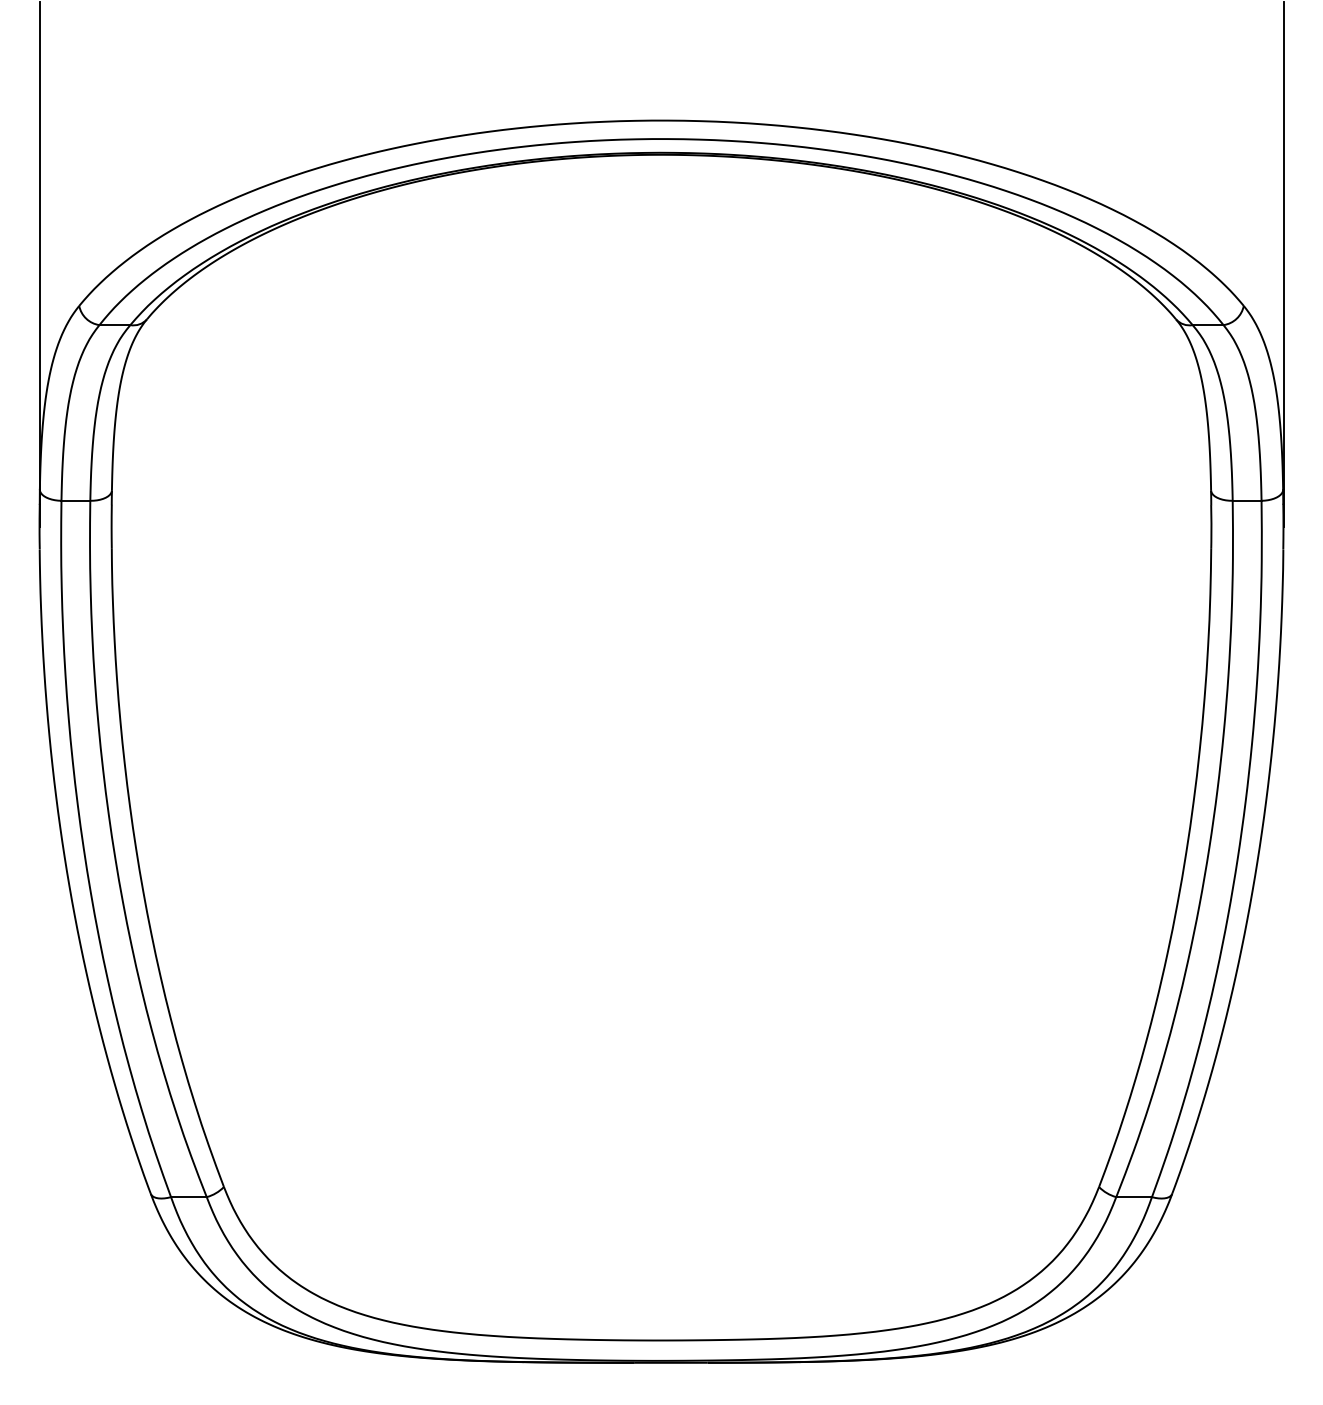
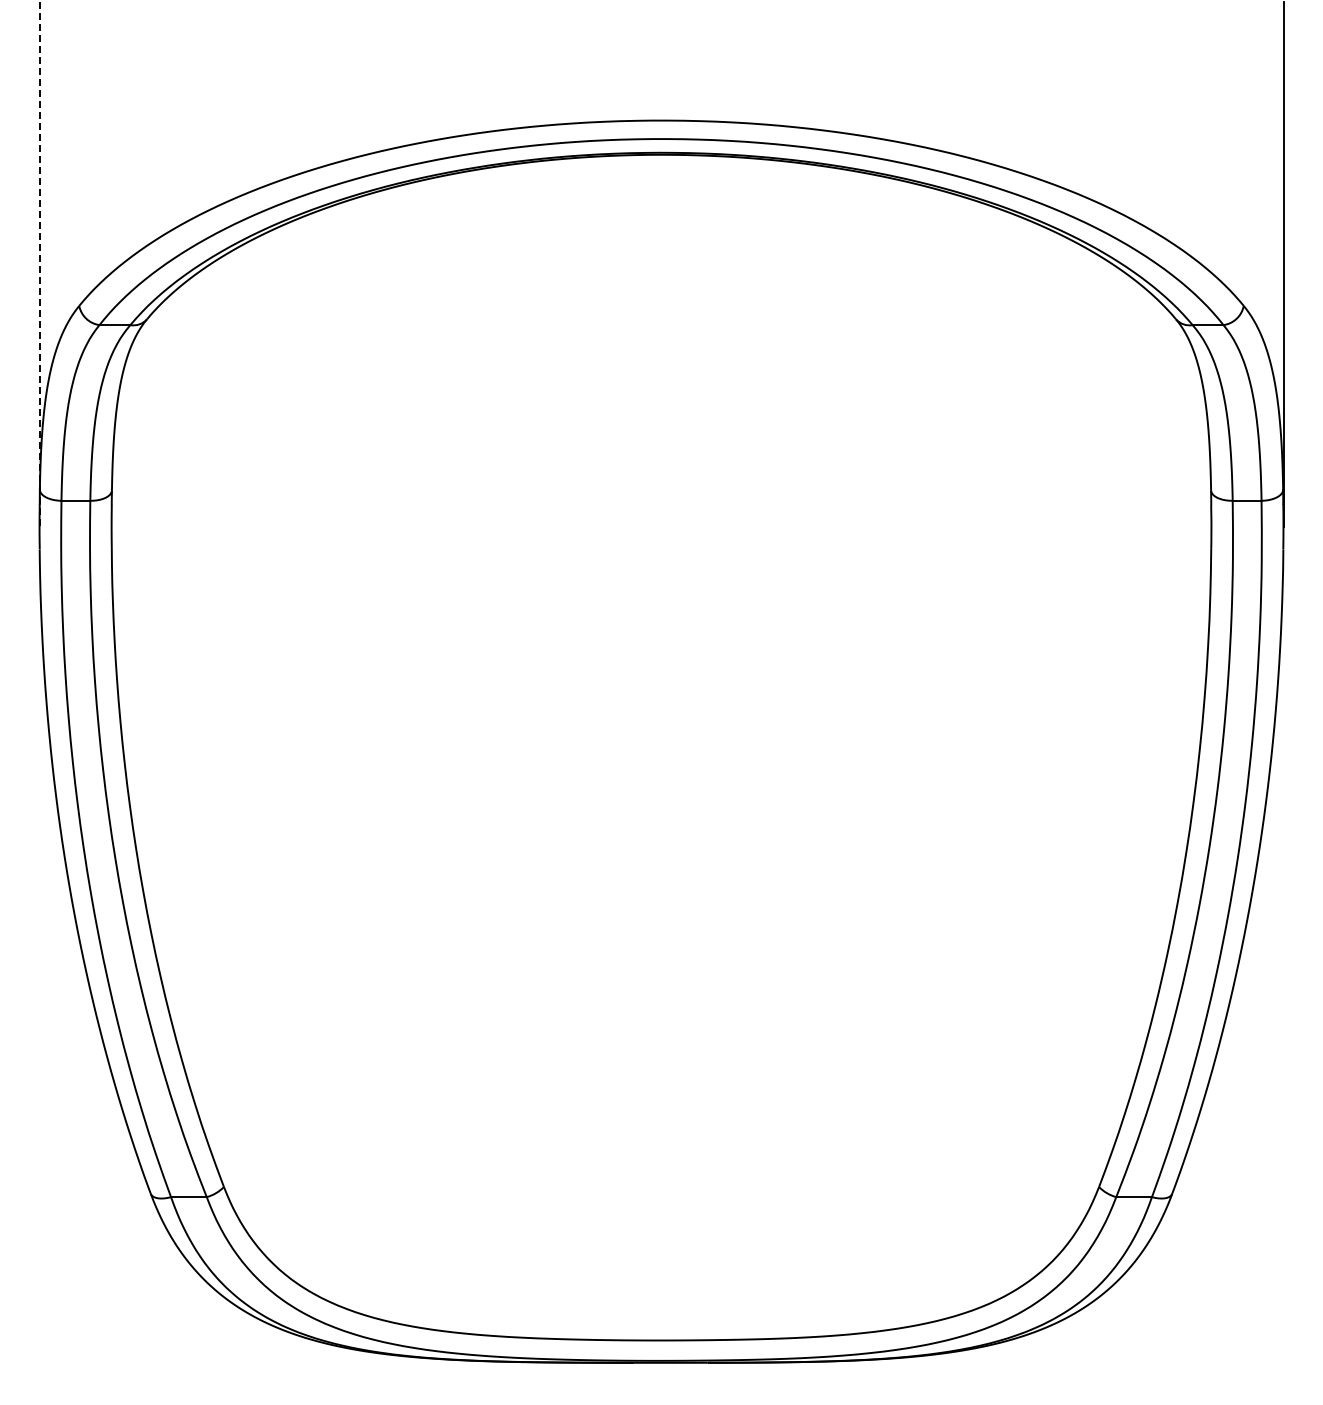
line: solid -> dashed (39, 265)
